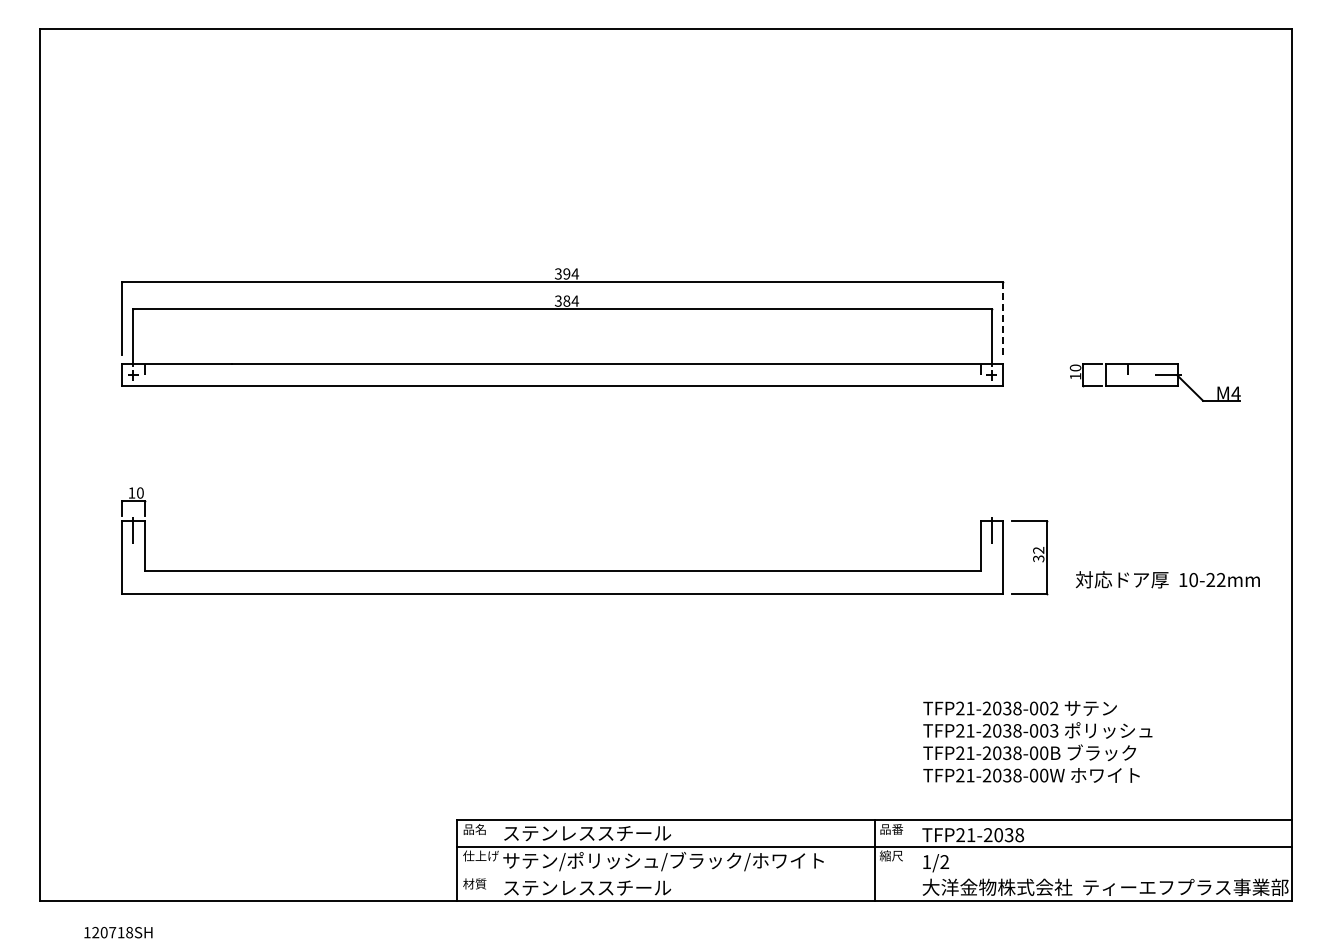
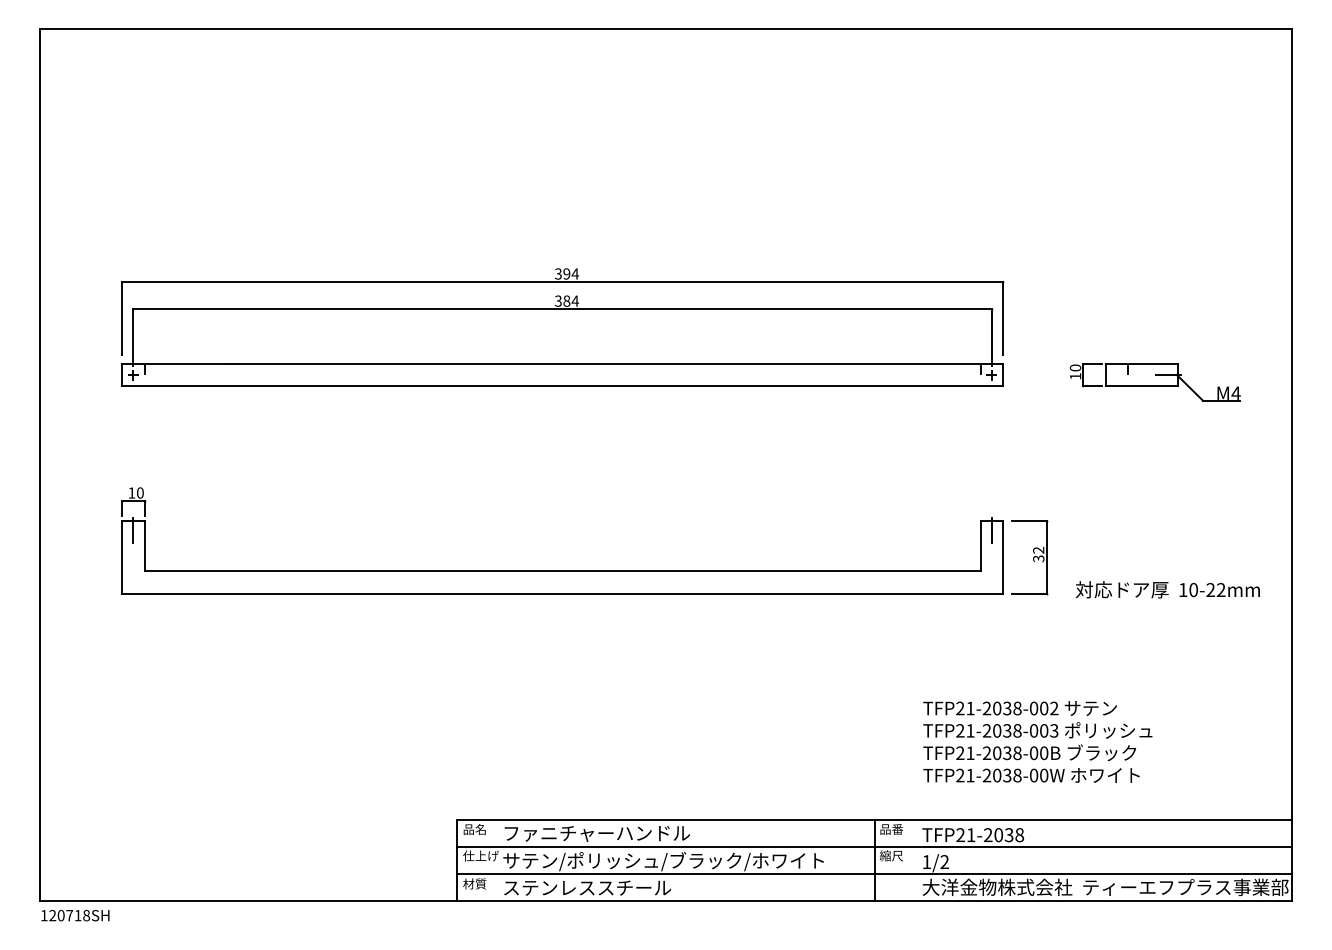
line: dashed -> solid (1003, 318)
text position: (1167, 579) -> (1167, 589) (1167, 589)
text: ステンレススチール -> ファニチャーハンドル (596, 833)
line: none -> present (874, 873)
text position: (118, 932) -> (75, 915) (75, 915)
